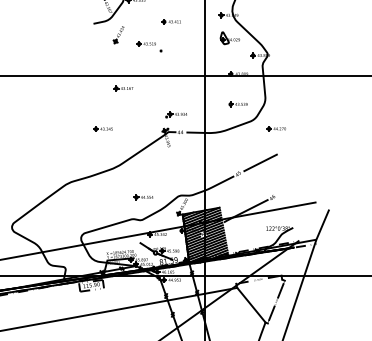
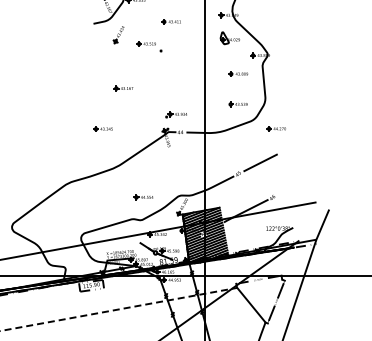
line: present -> none (185, 76)
line: solid -> dashed (119, 309)
